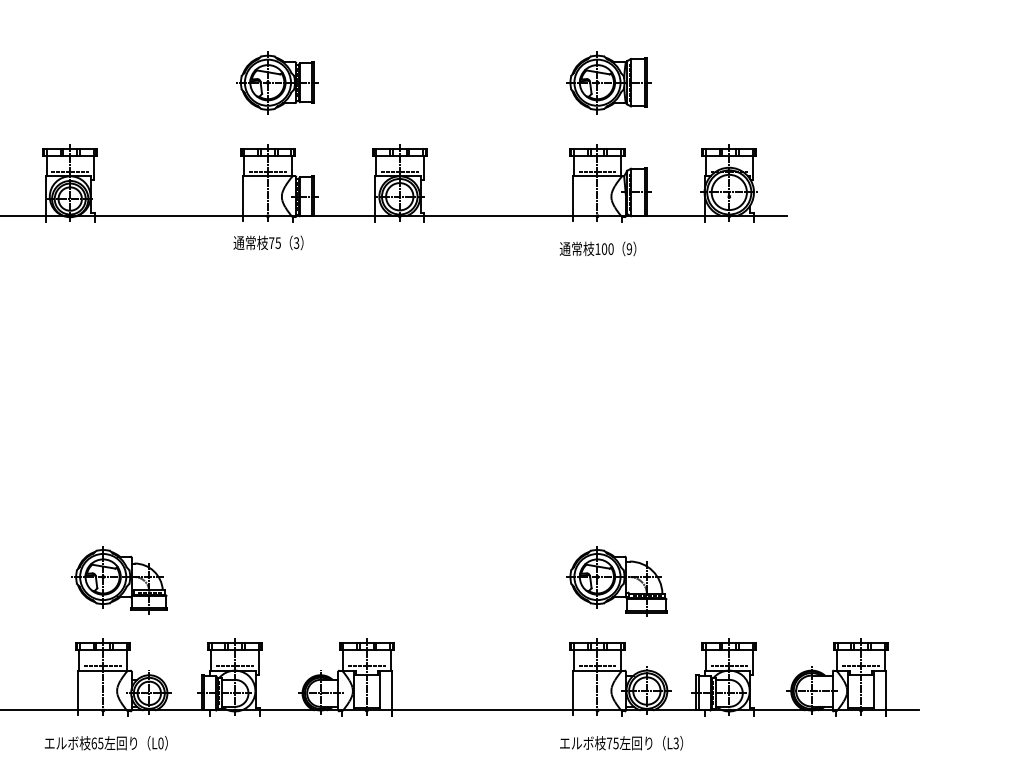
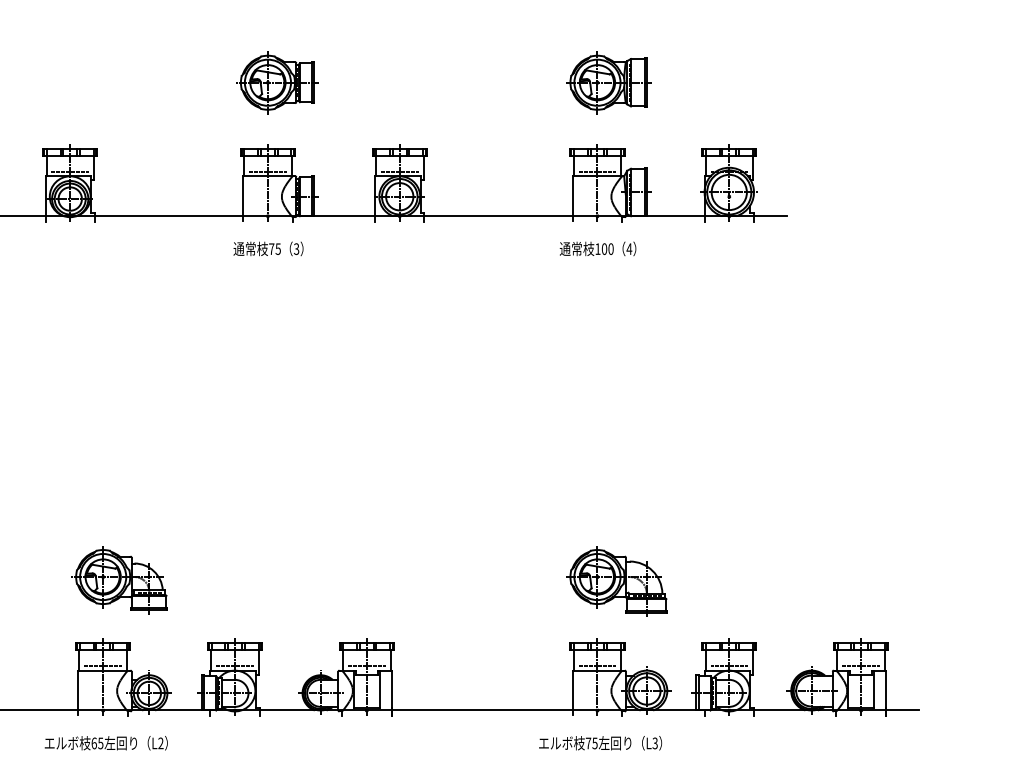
text position: (268, 242) -> (268, 248) (268, 248)
text: 9 -> 4 (629, 248)
text: L0 -> L2 (160, 743)
text position: (621, 743) -> (600, 743) (600, 743)
